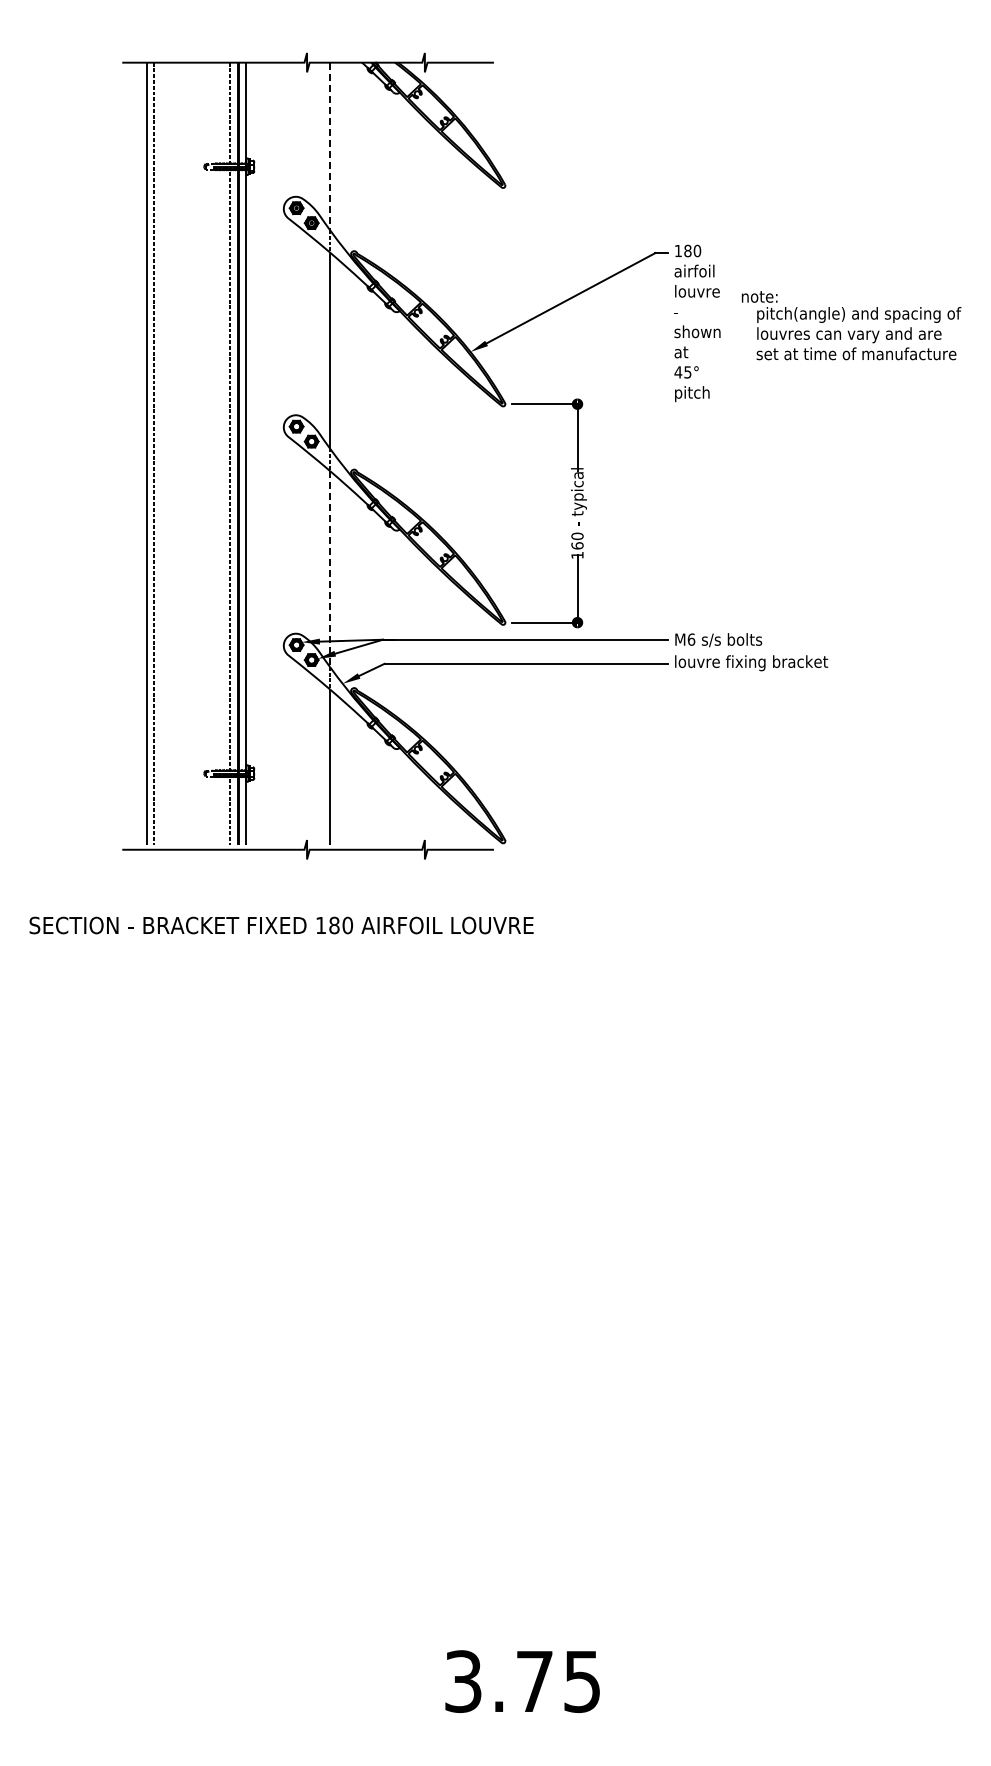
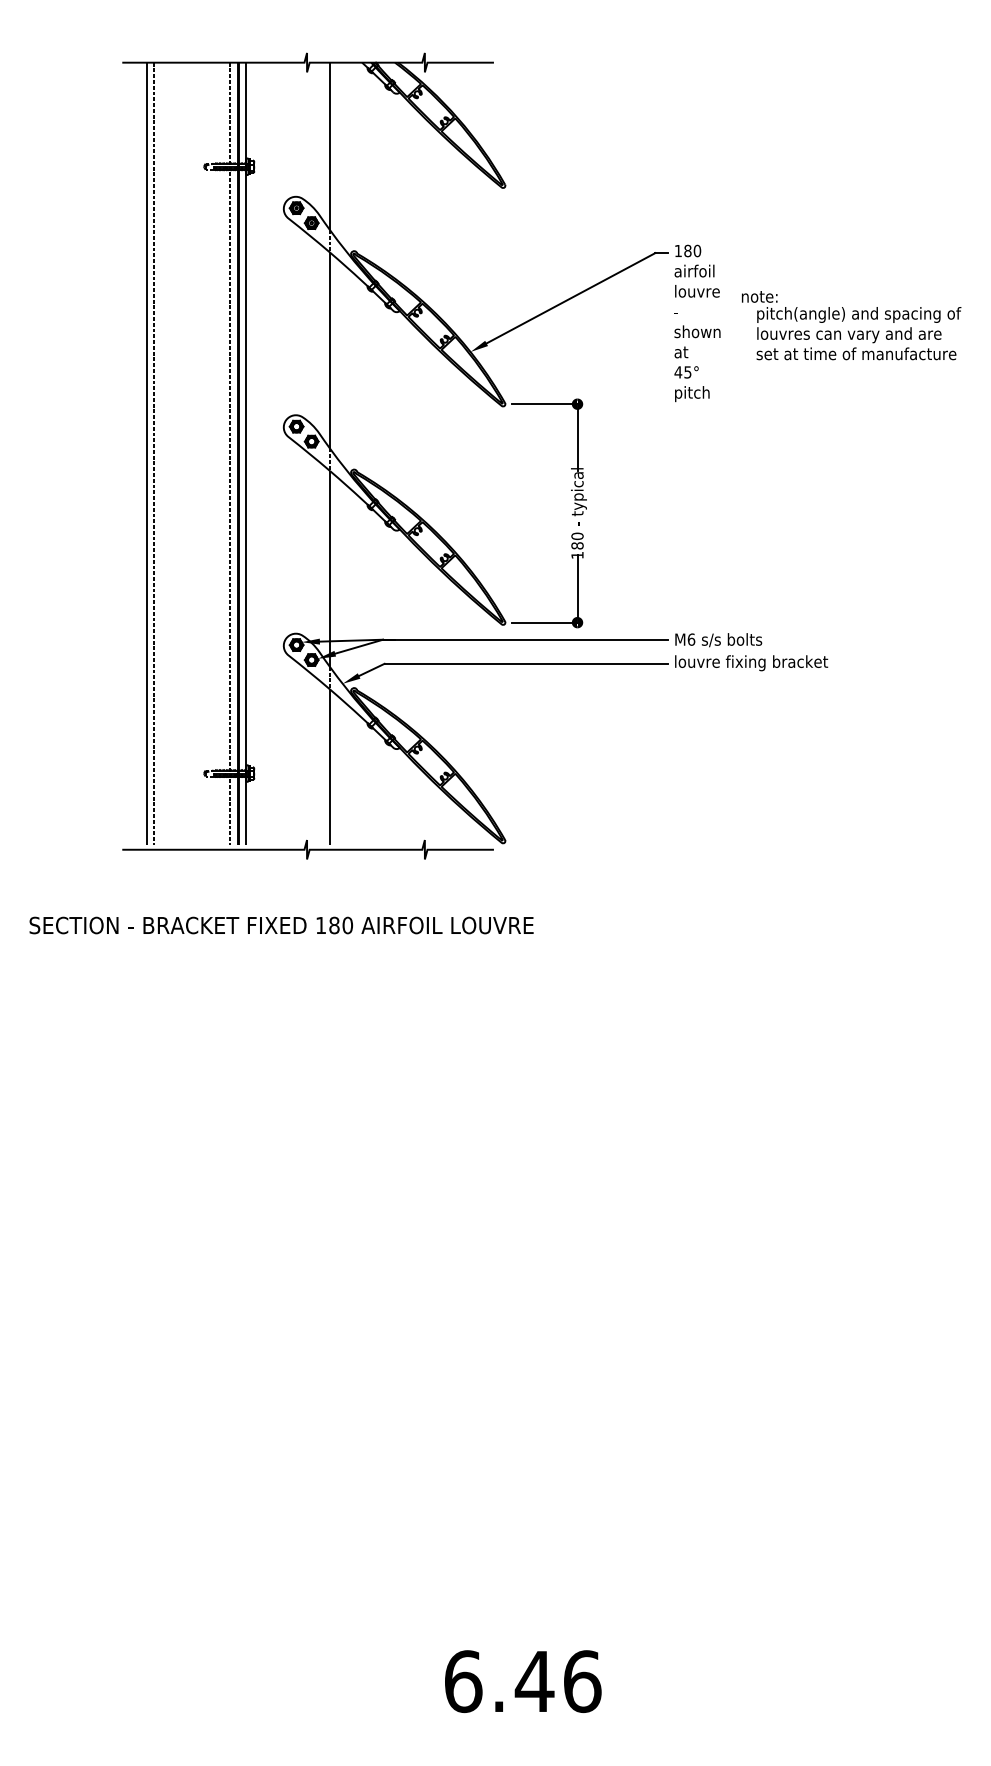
line: dashed -> solid (329, 146)
text: 160 -> 180 (577, 545)
line: dashed -> solid (329, 568)
text: 3.75 -> 6.46 (523, 1681)
